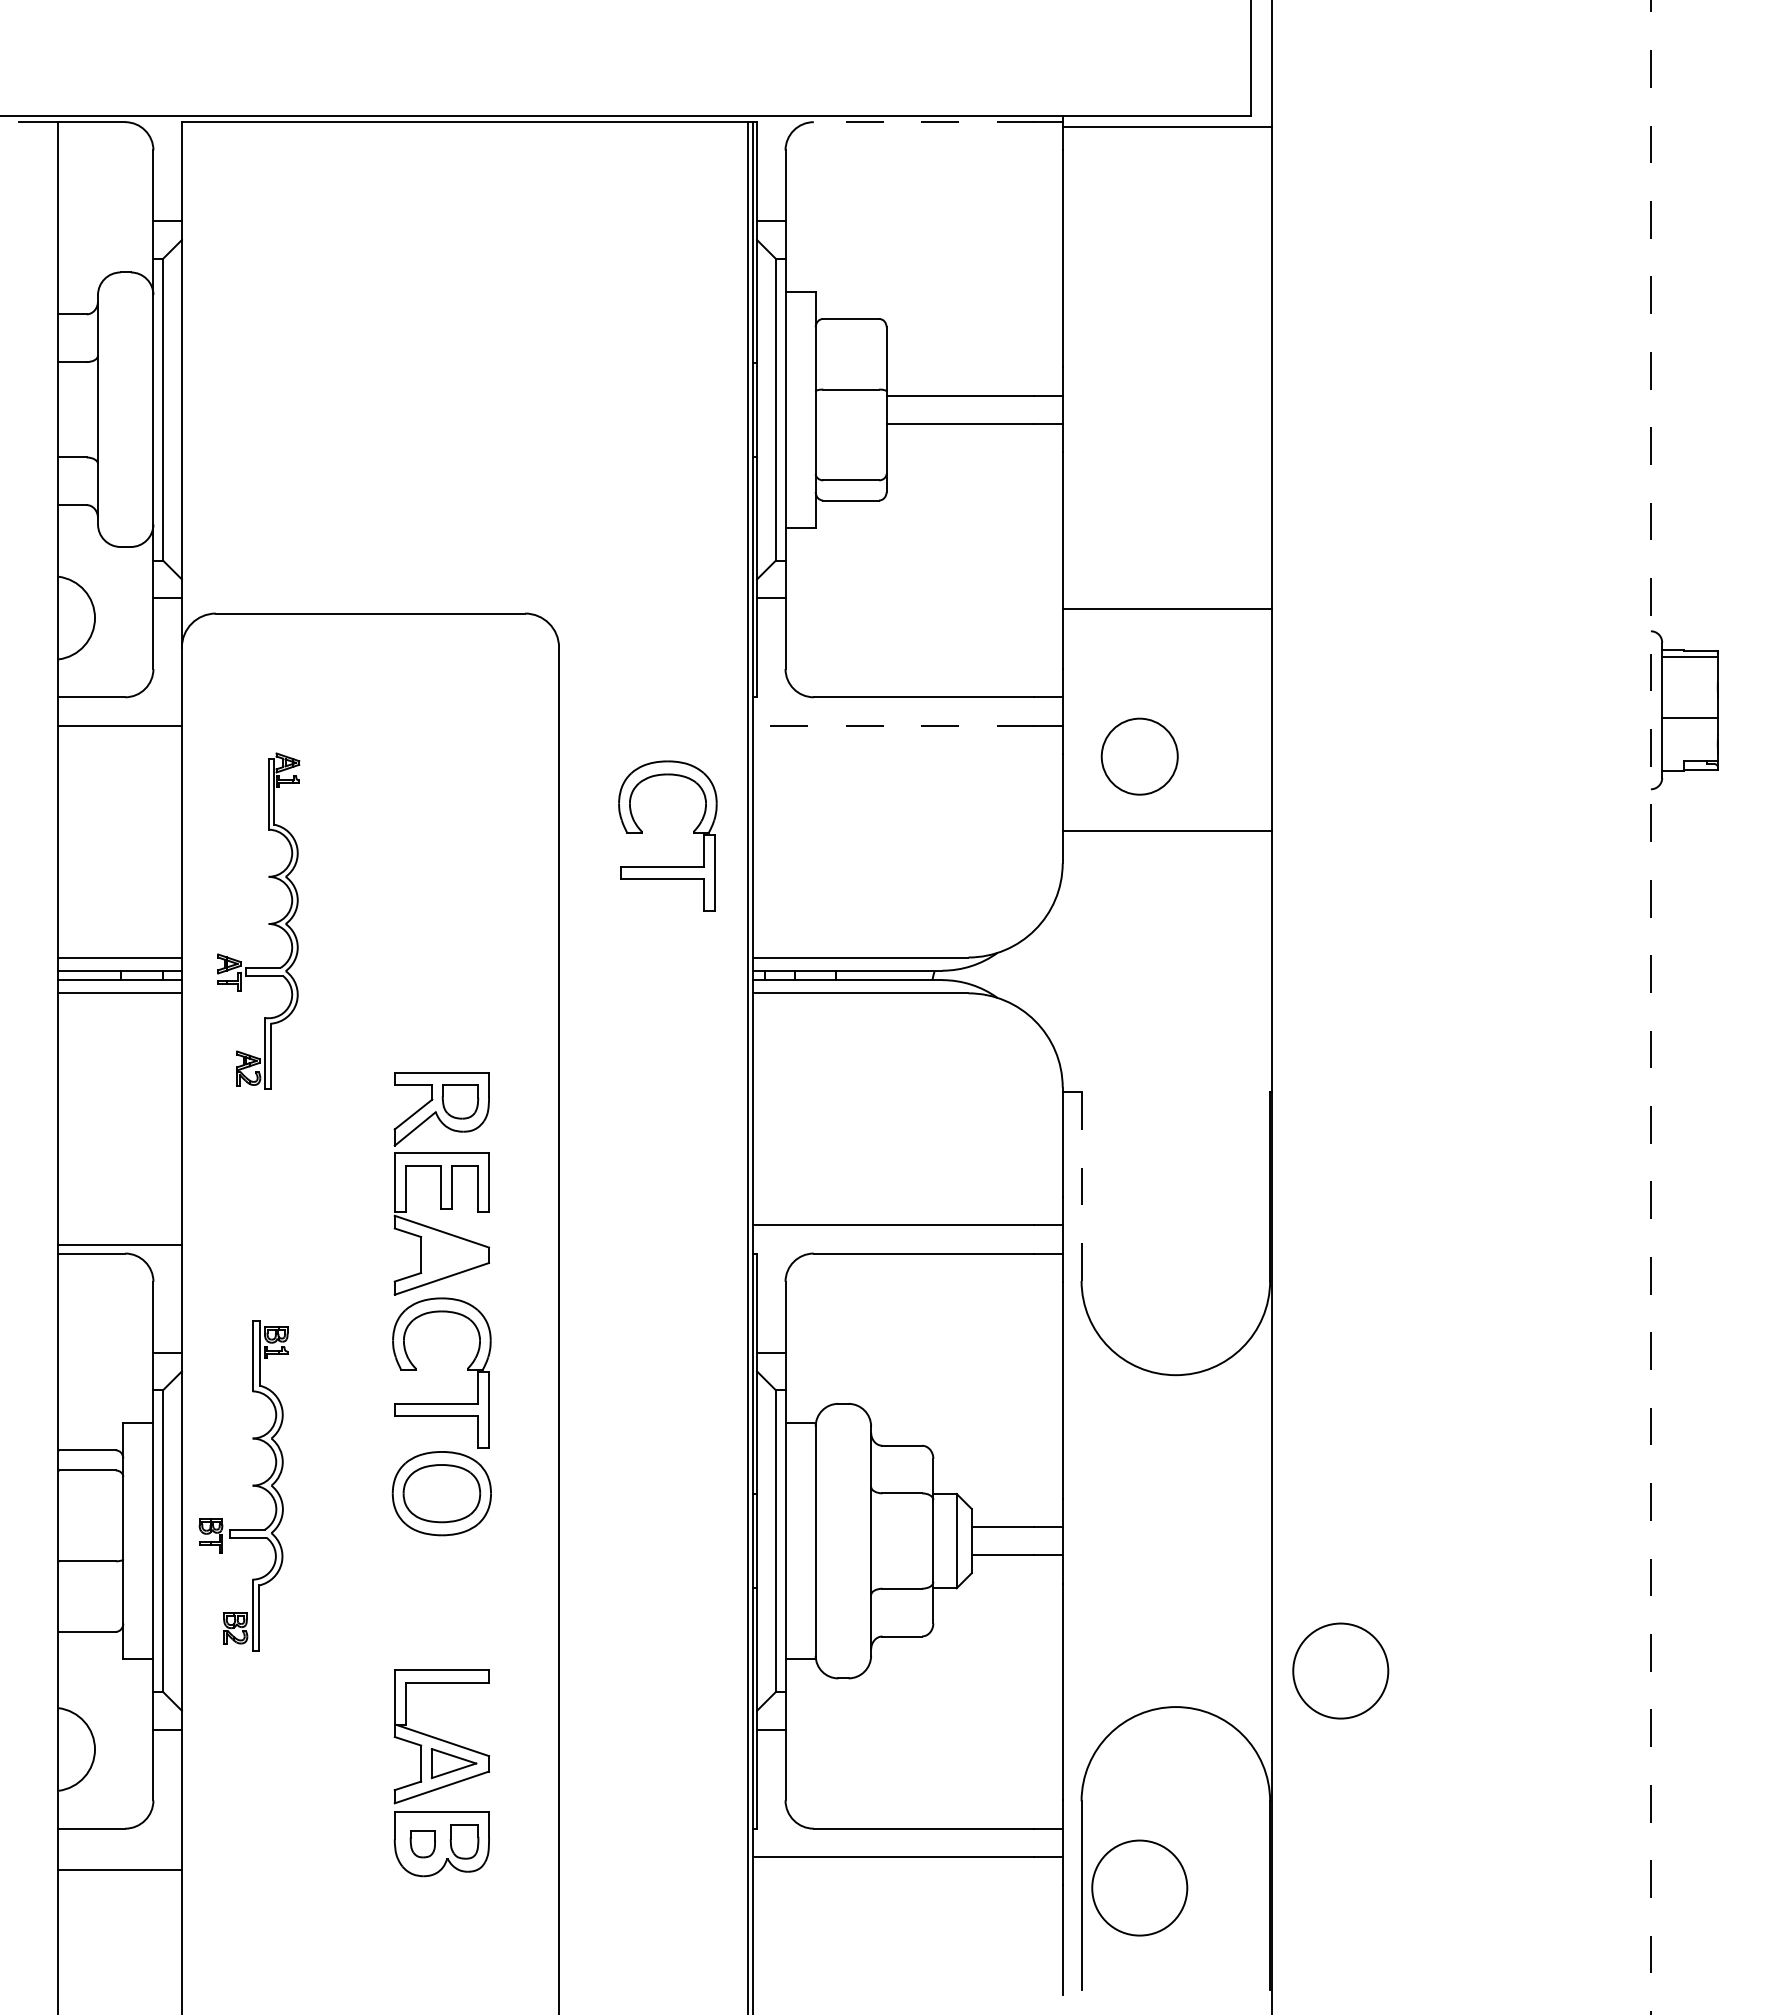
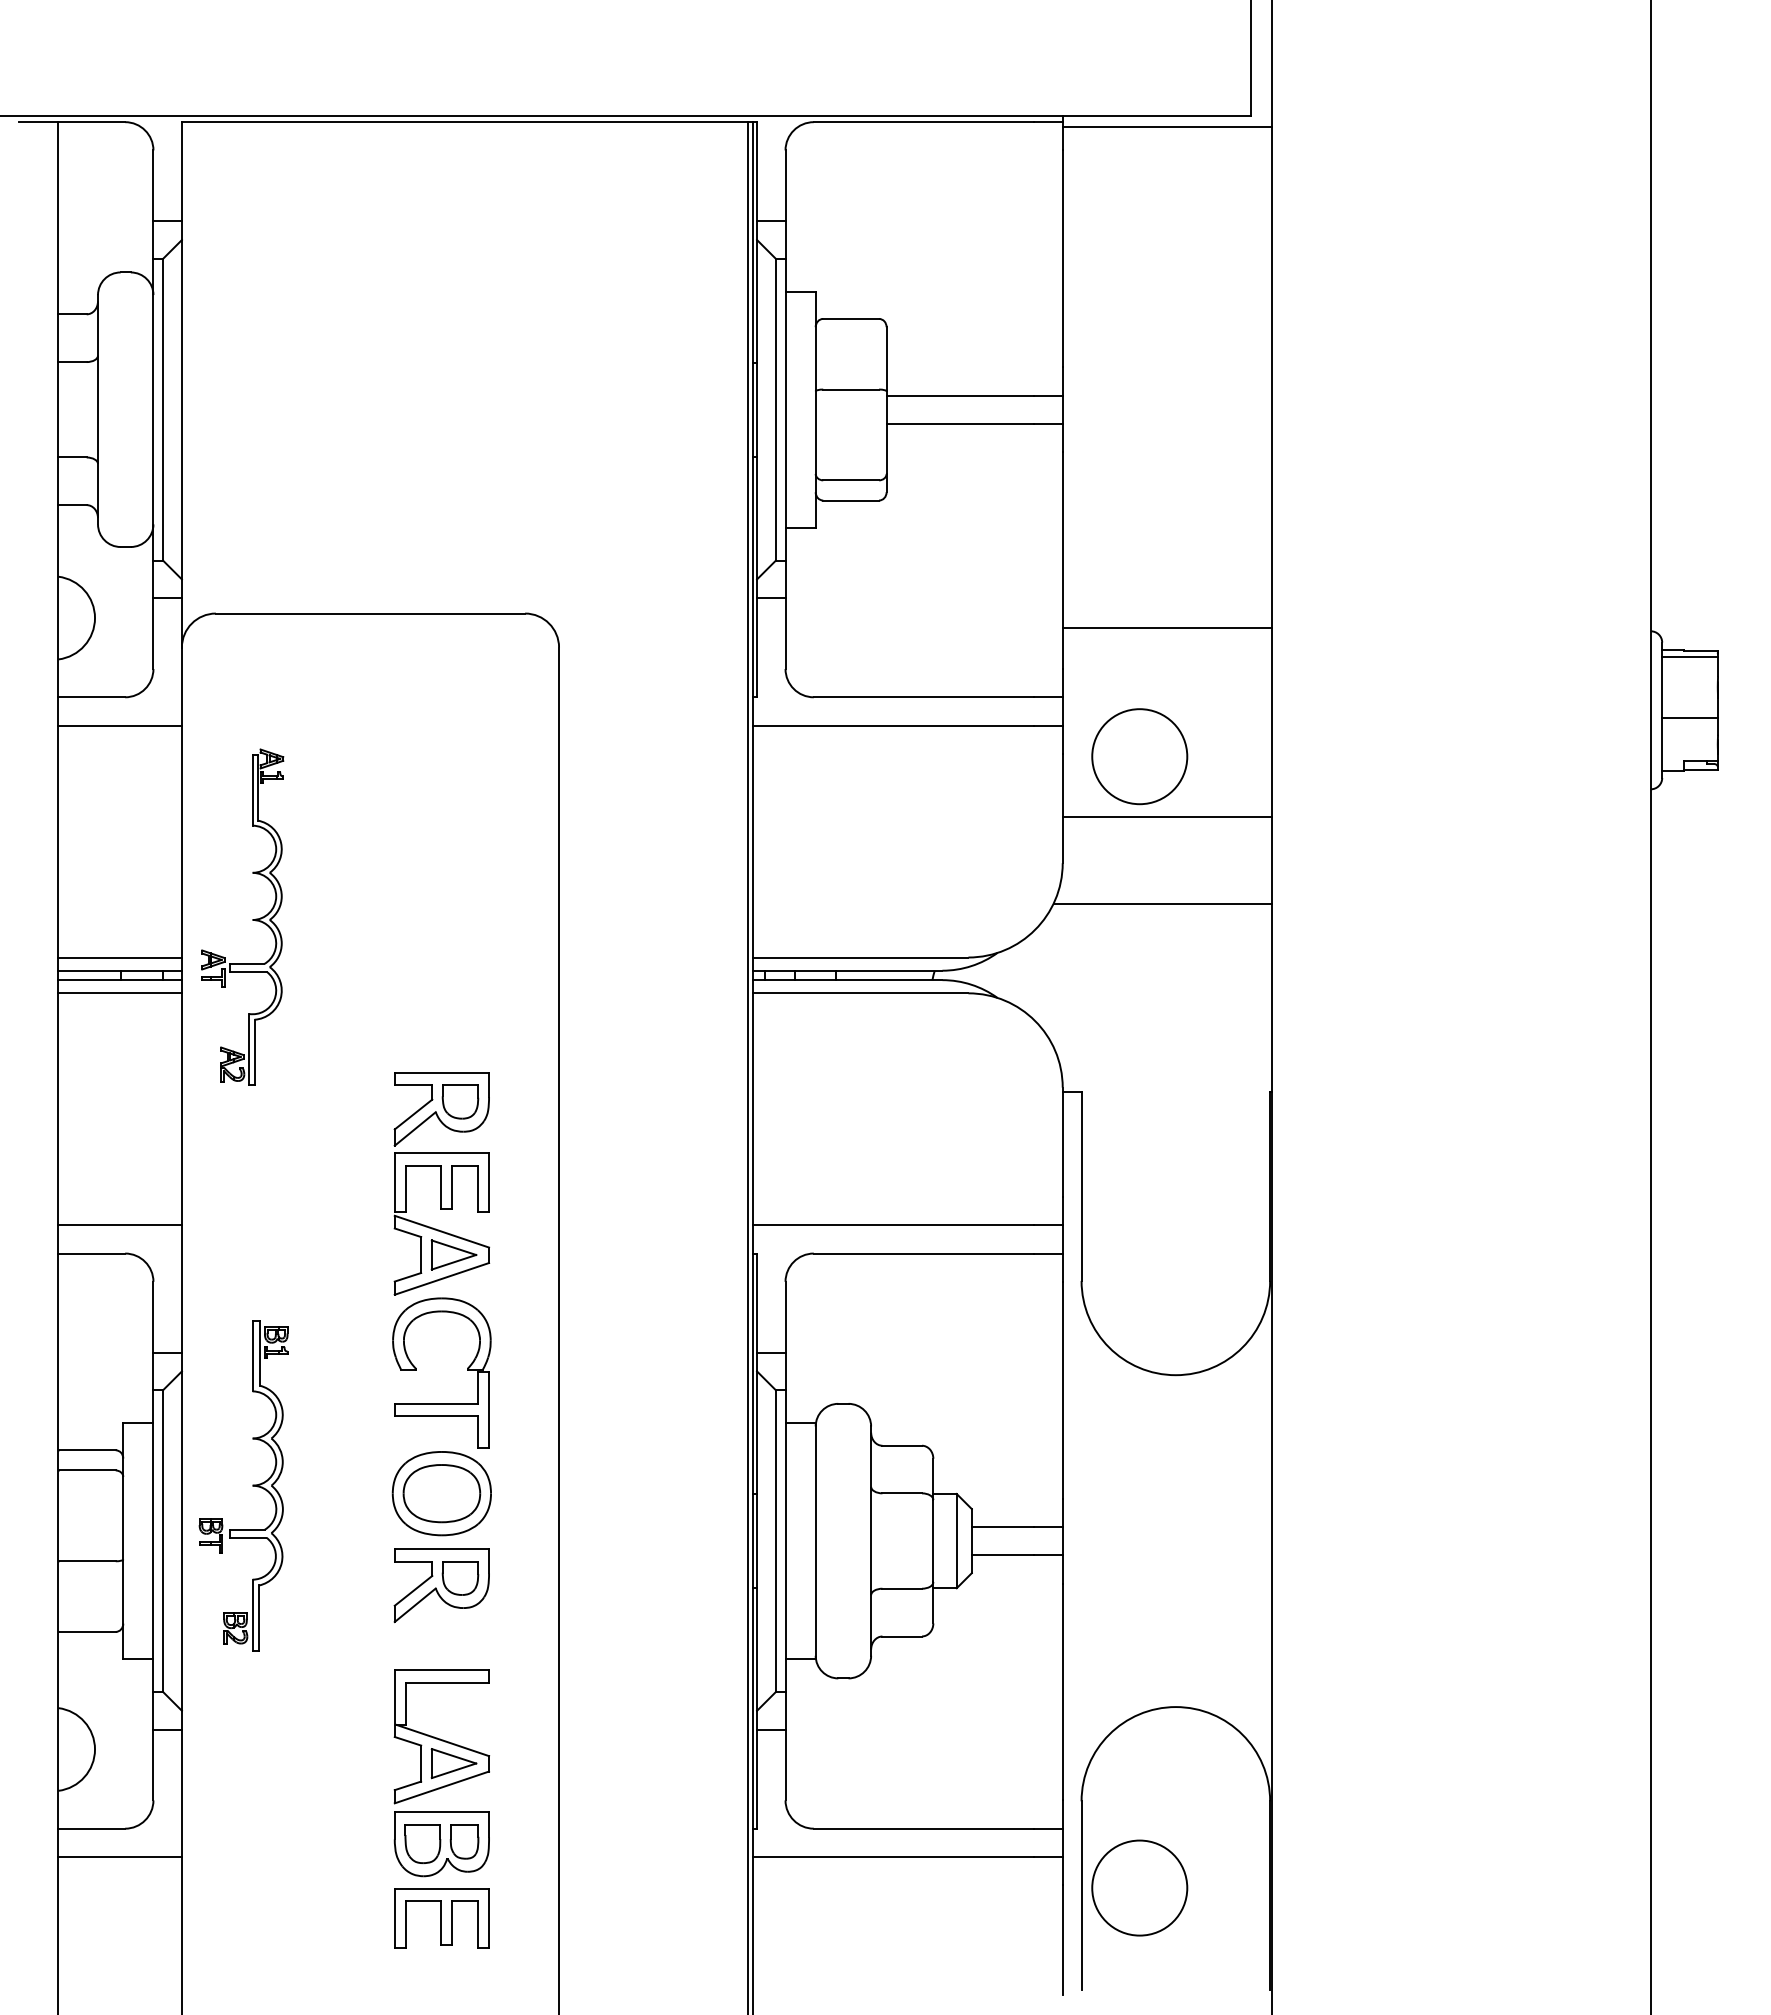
line: dashed -> solid (923, 122)
line position: (1166, 609) -> (1166, 628) (1166, 628)
line: dashed -> solid (893, 725)
circle diameter: 76 px -> 95 px (1139, 756)
line position: (1166, 831) -> (1166, 817) (1166, 817)
part: present -> none (642, 833)
line: none -> present (1162, 903)
part position: (268, 923) -> (252, 919) (252, 919)
line: dashed -> solid (1650, 1007)
line: dashed -> solid (1081, 1186)
line position: (119, 1245) -> (119, 1225) (119, 1225)
part: none -> present (453, 1254)
part: none -> present (441, 1585)
circle: present -> none (1340, 1670)
part size: 27x29 px -> 38x40 px (422, 1843)
line position: (119, 1869) -> (119, 1856) (119, 1856)
part: none -> present (441, 1918)
